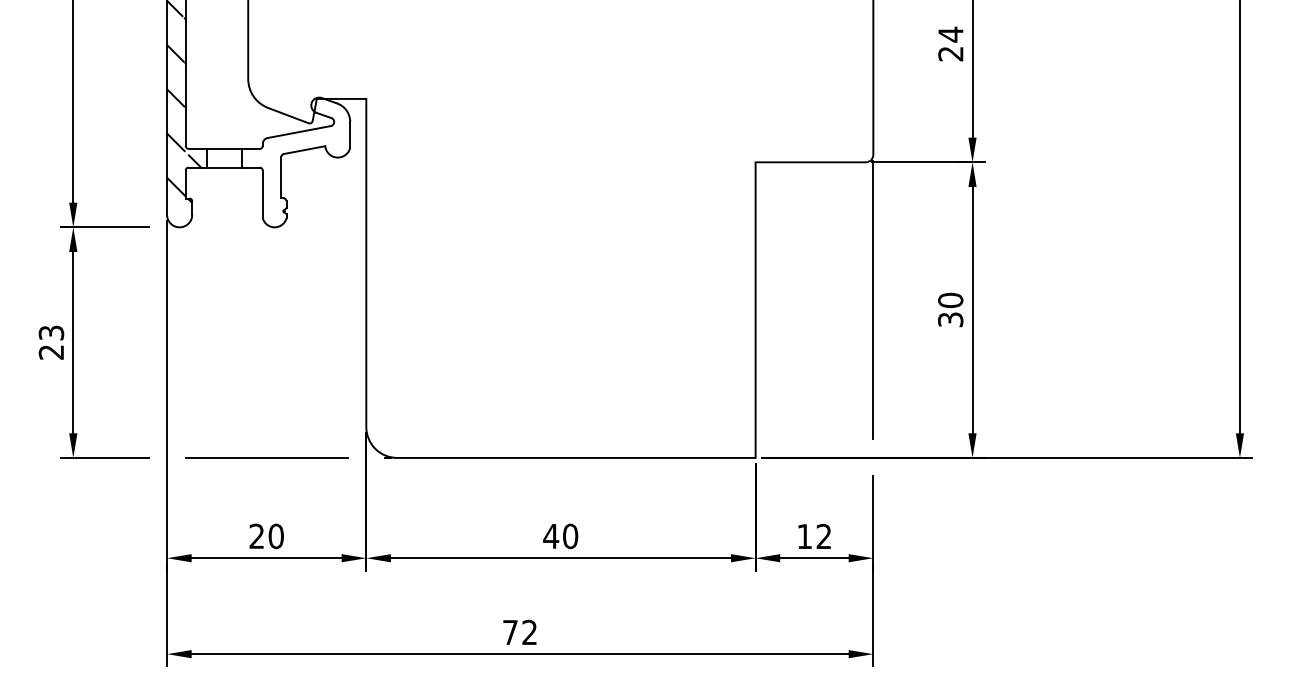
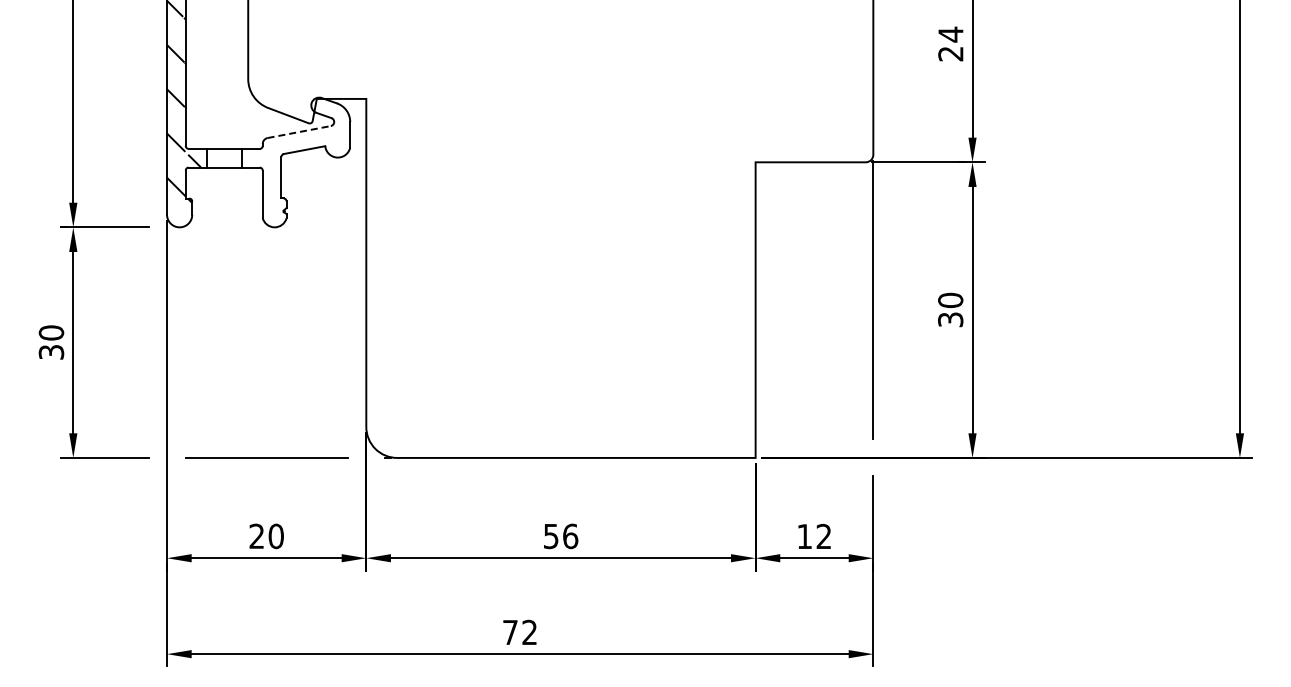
line: solid -> dashed (299, 131)
text: 23 -> 30 (51, 342)
text: 40 -> 56 (560, 536)
